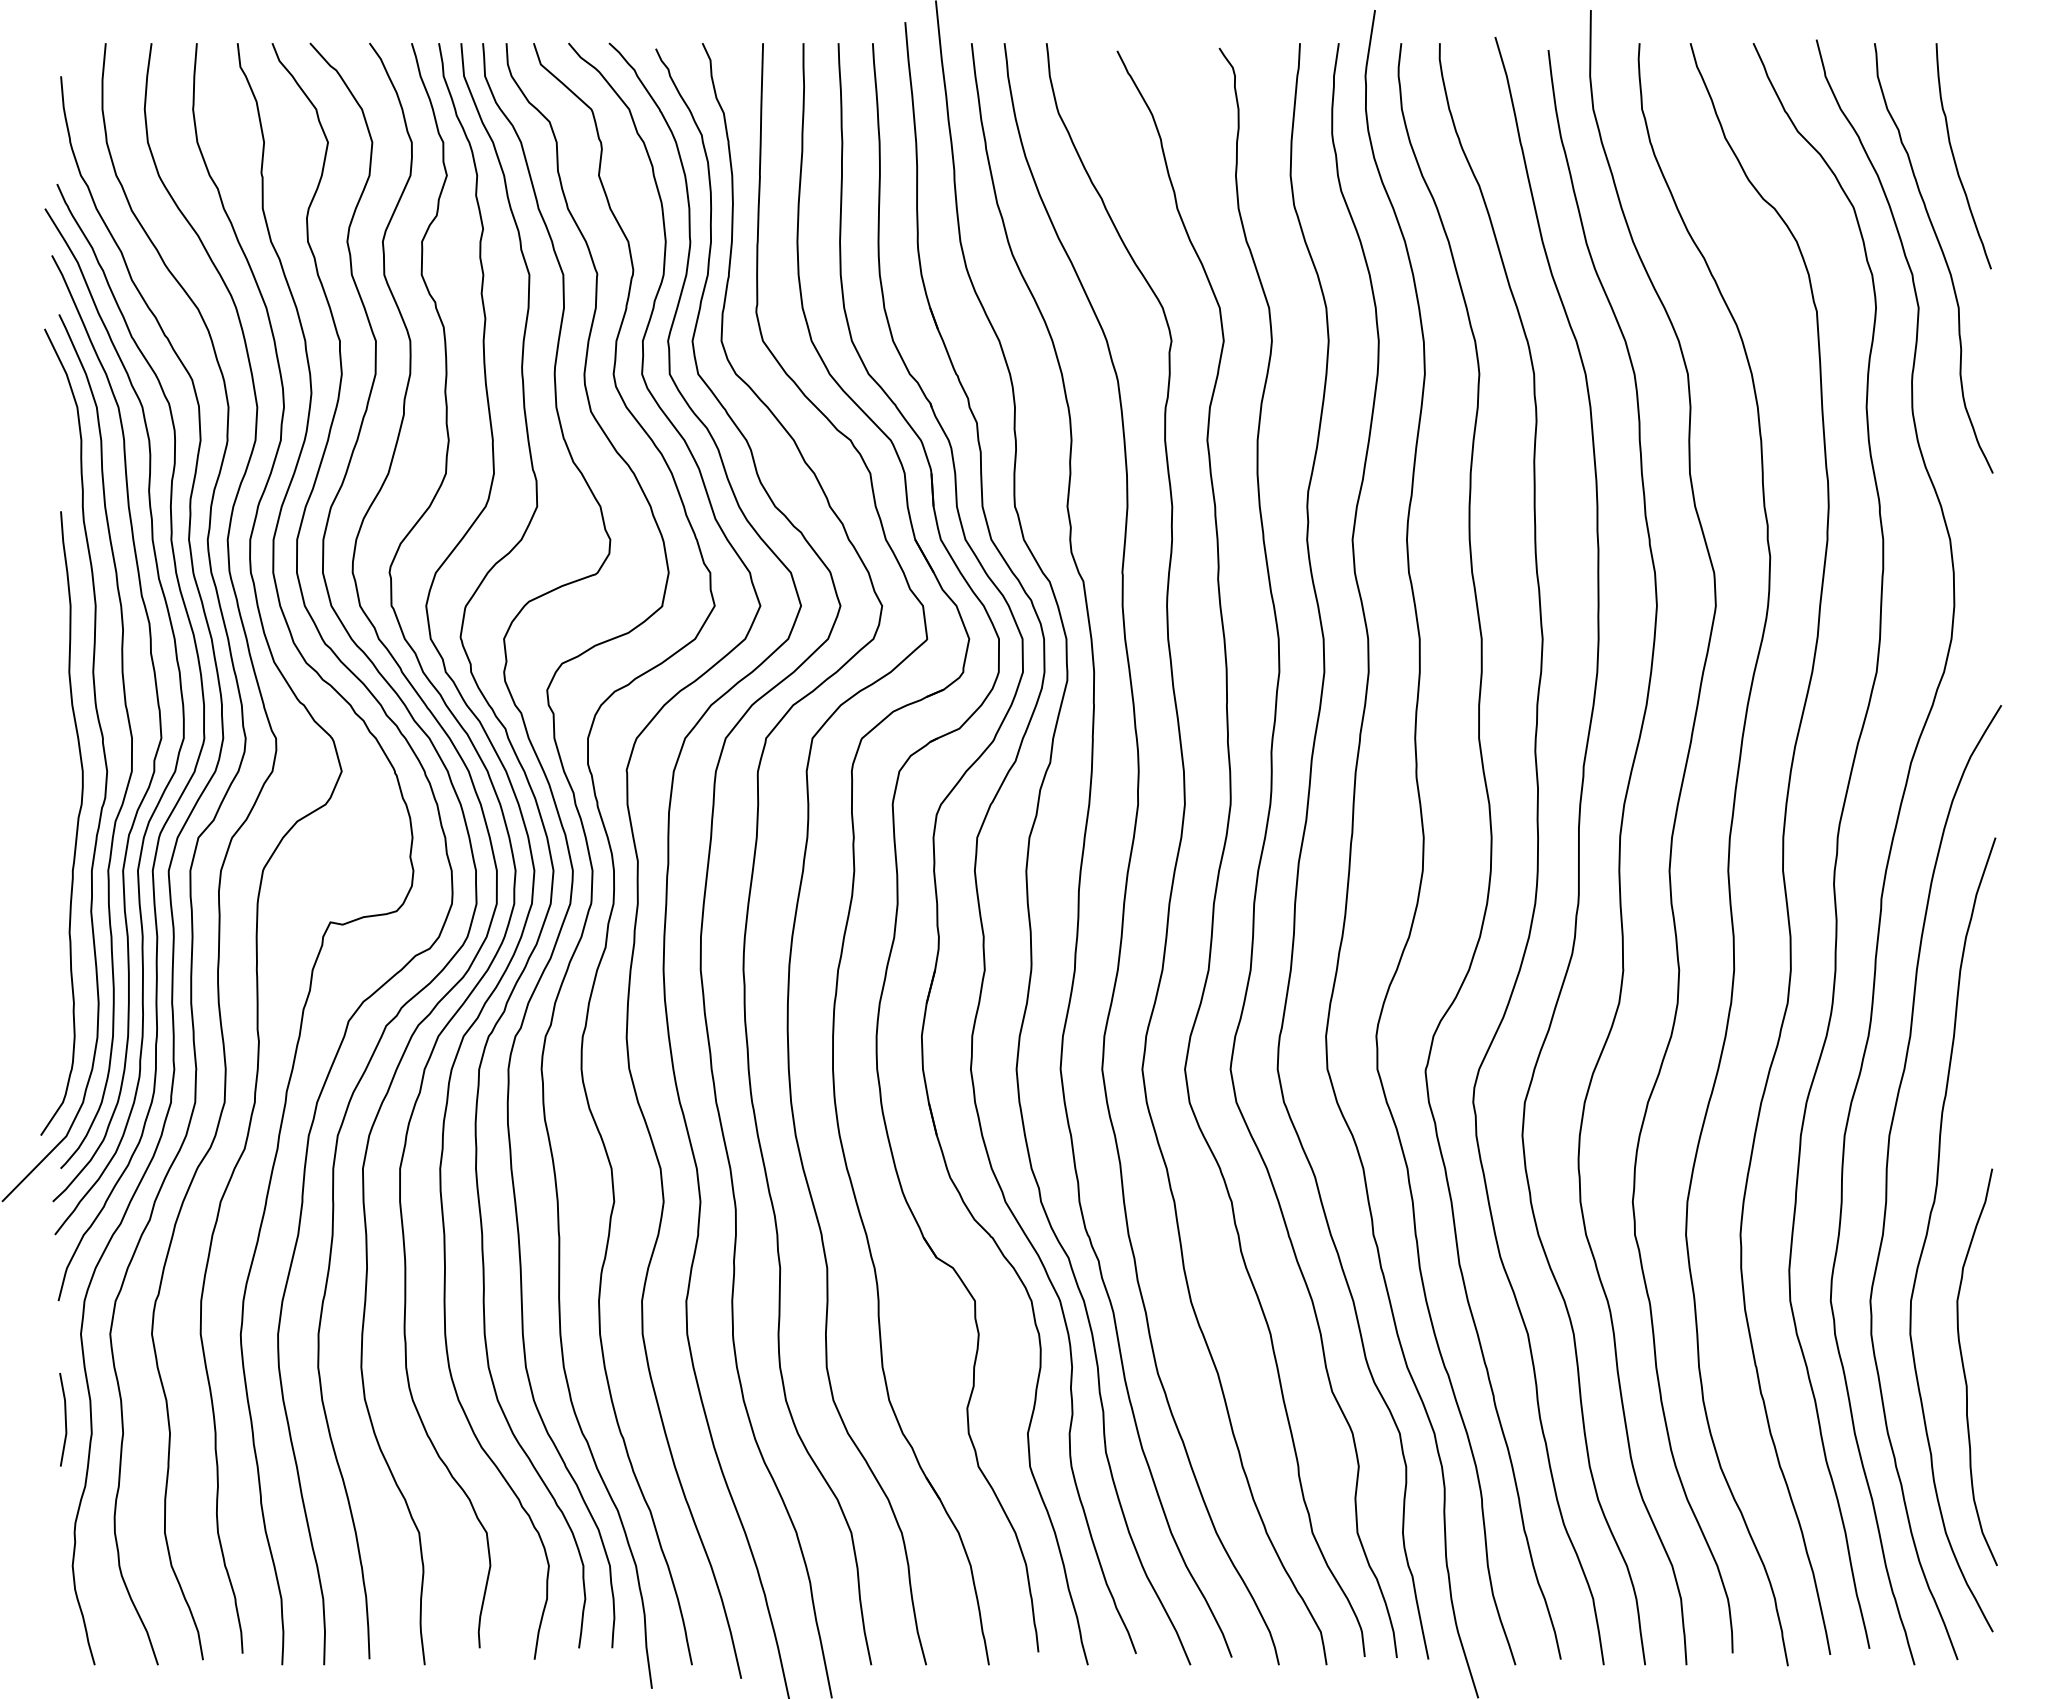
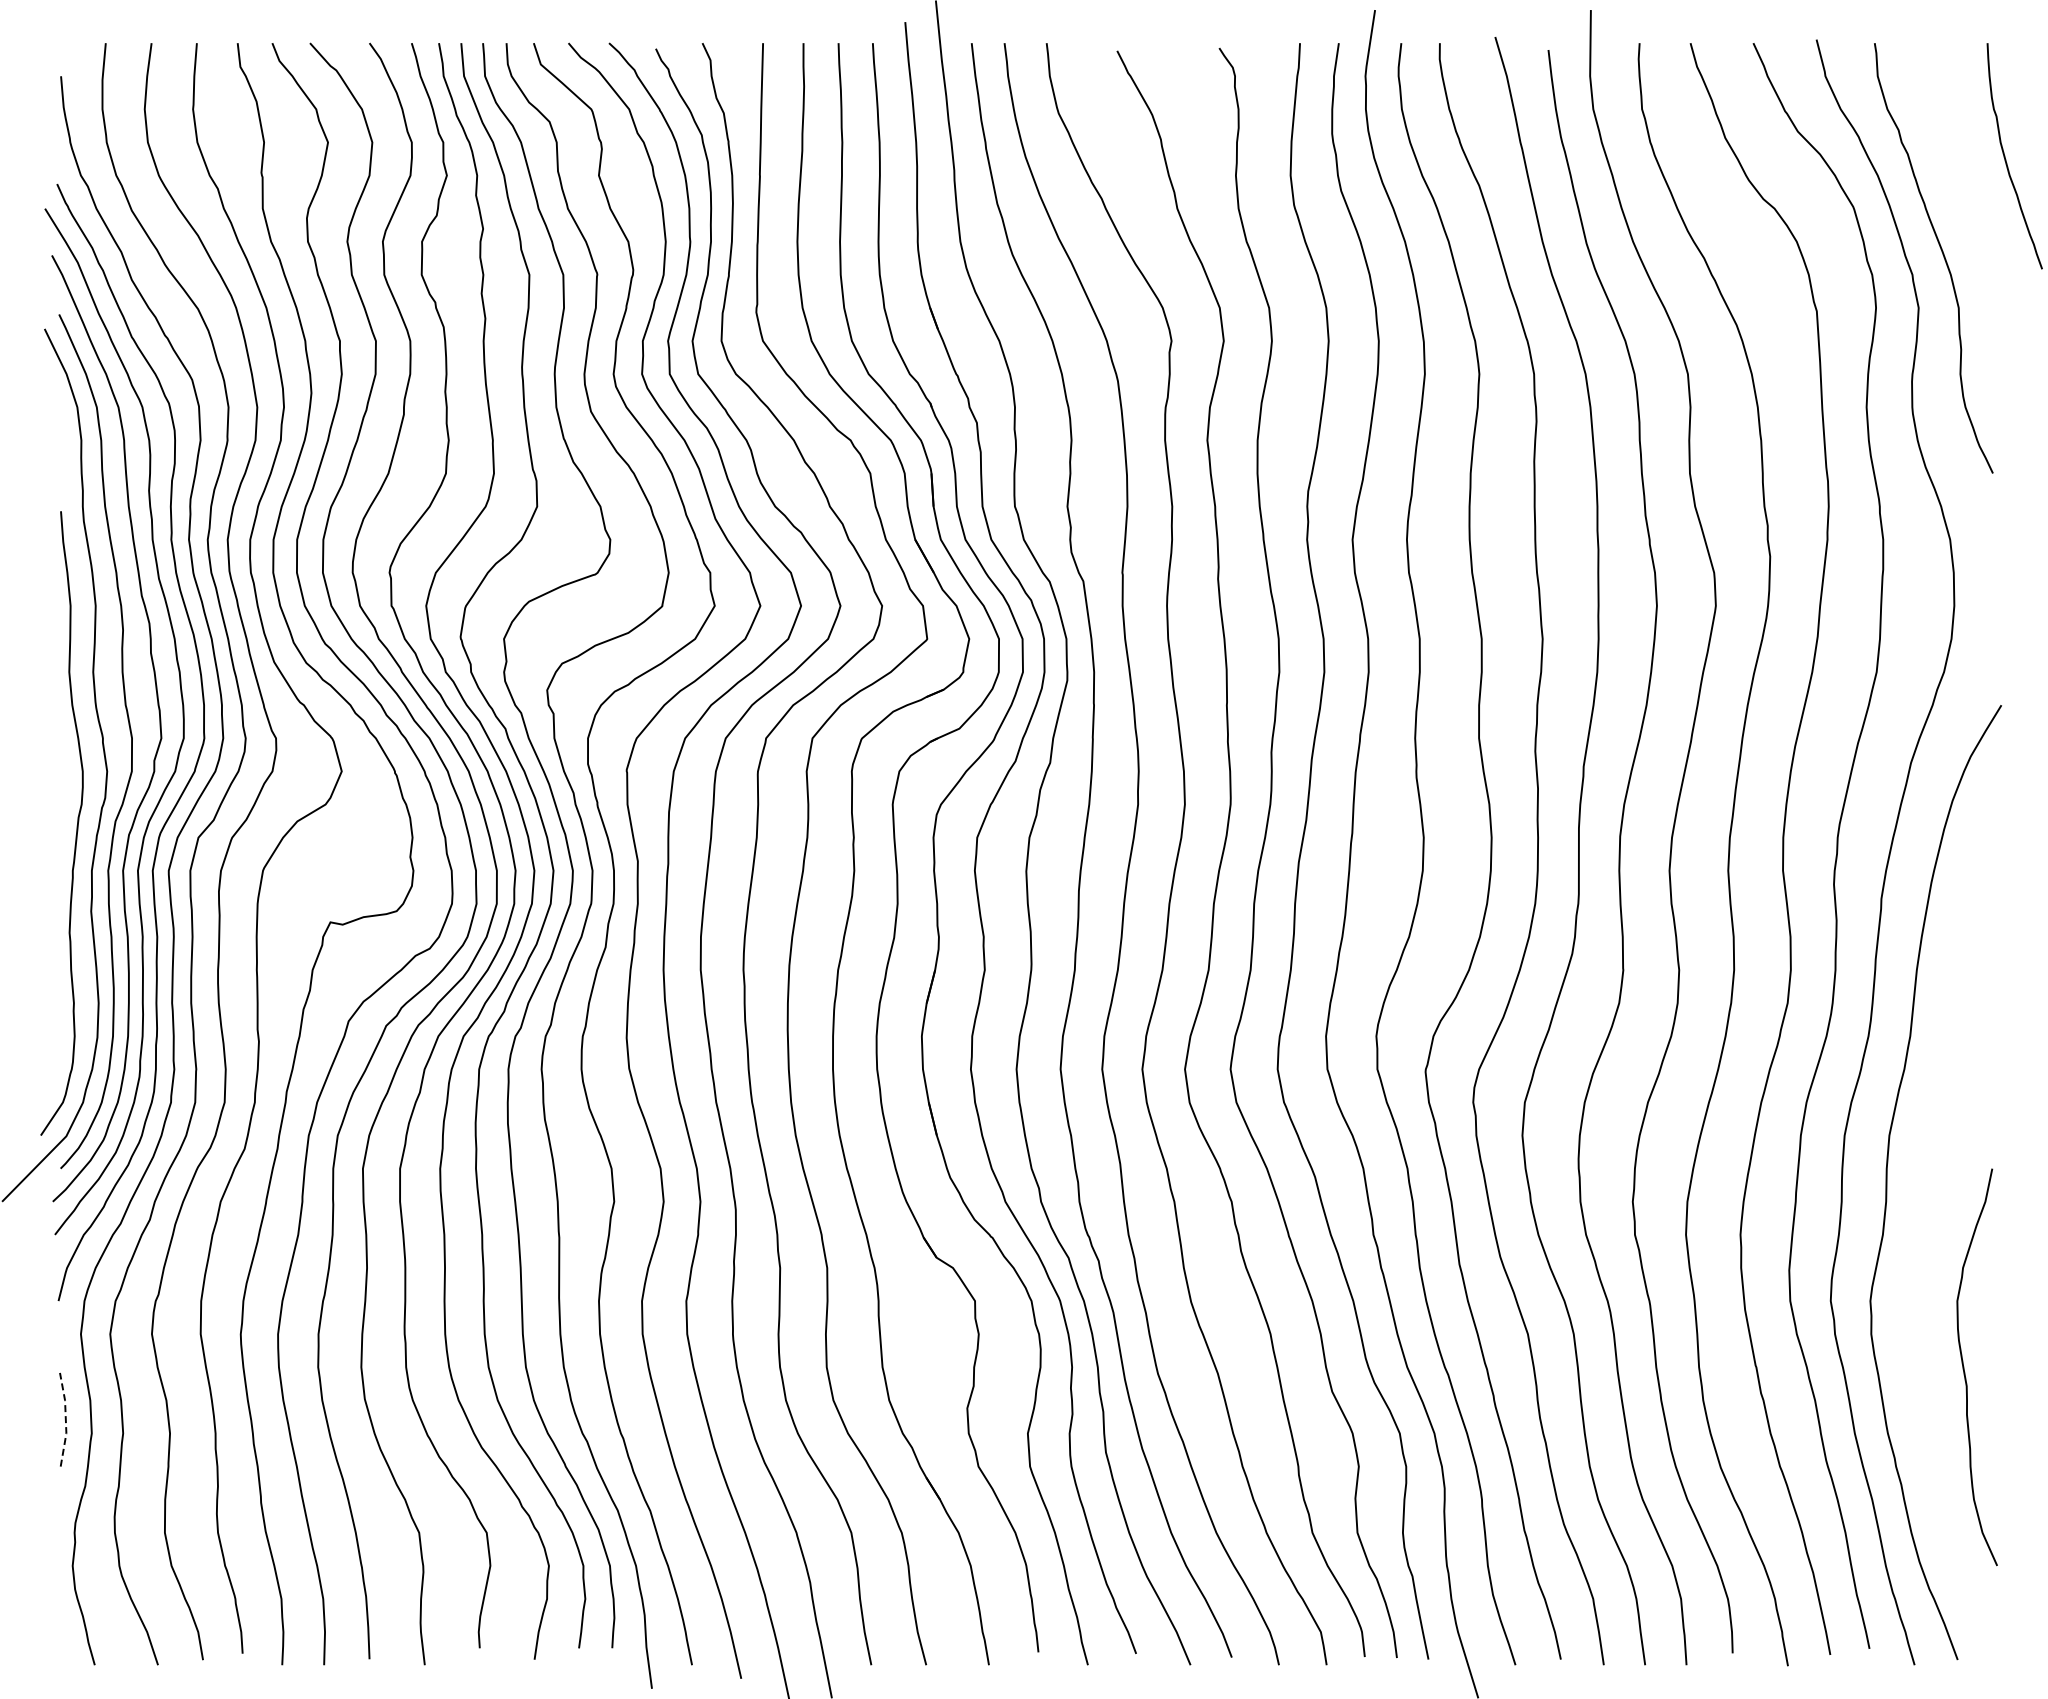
curve position: (1955, 159) -> (2006, 159) (2006, 159)
curve: present -> none (1928, 1232)
line: solid -> dashed (65, 1419)
